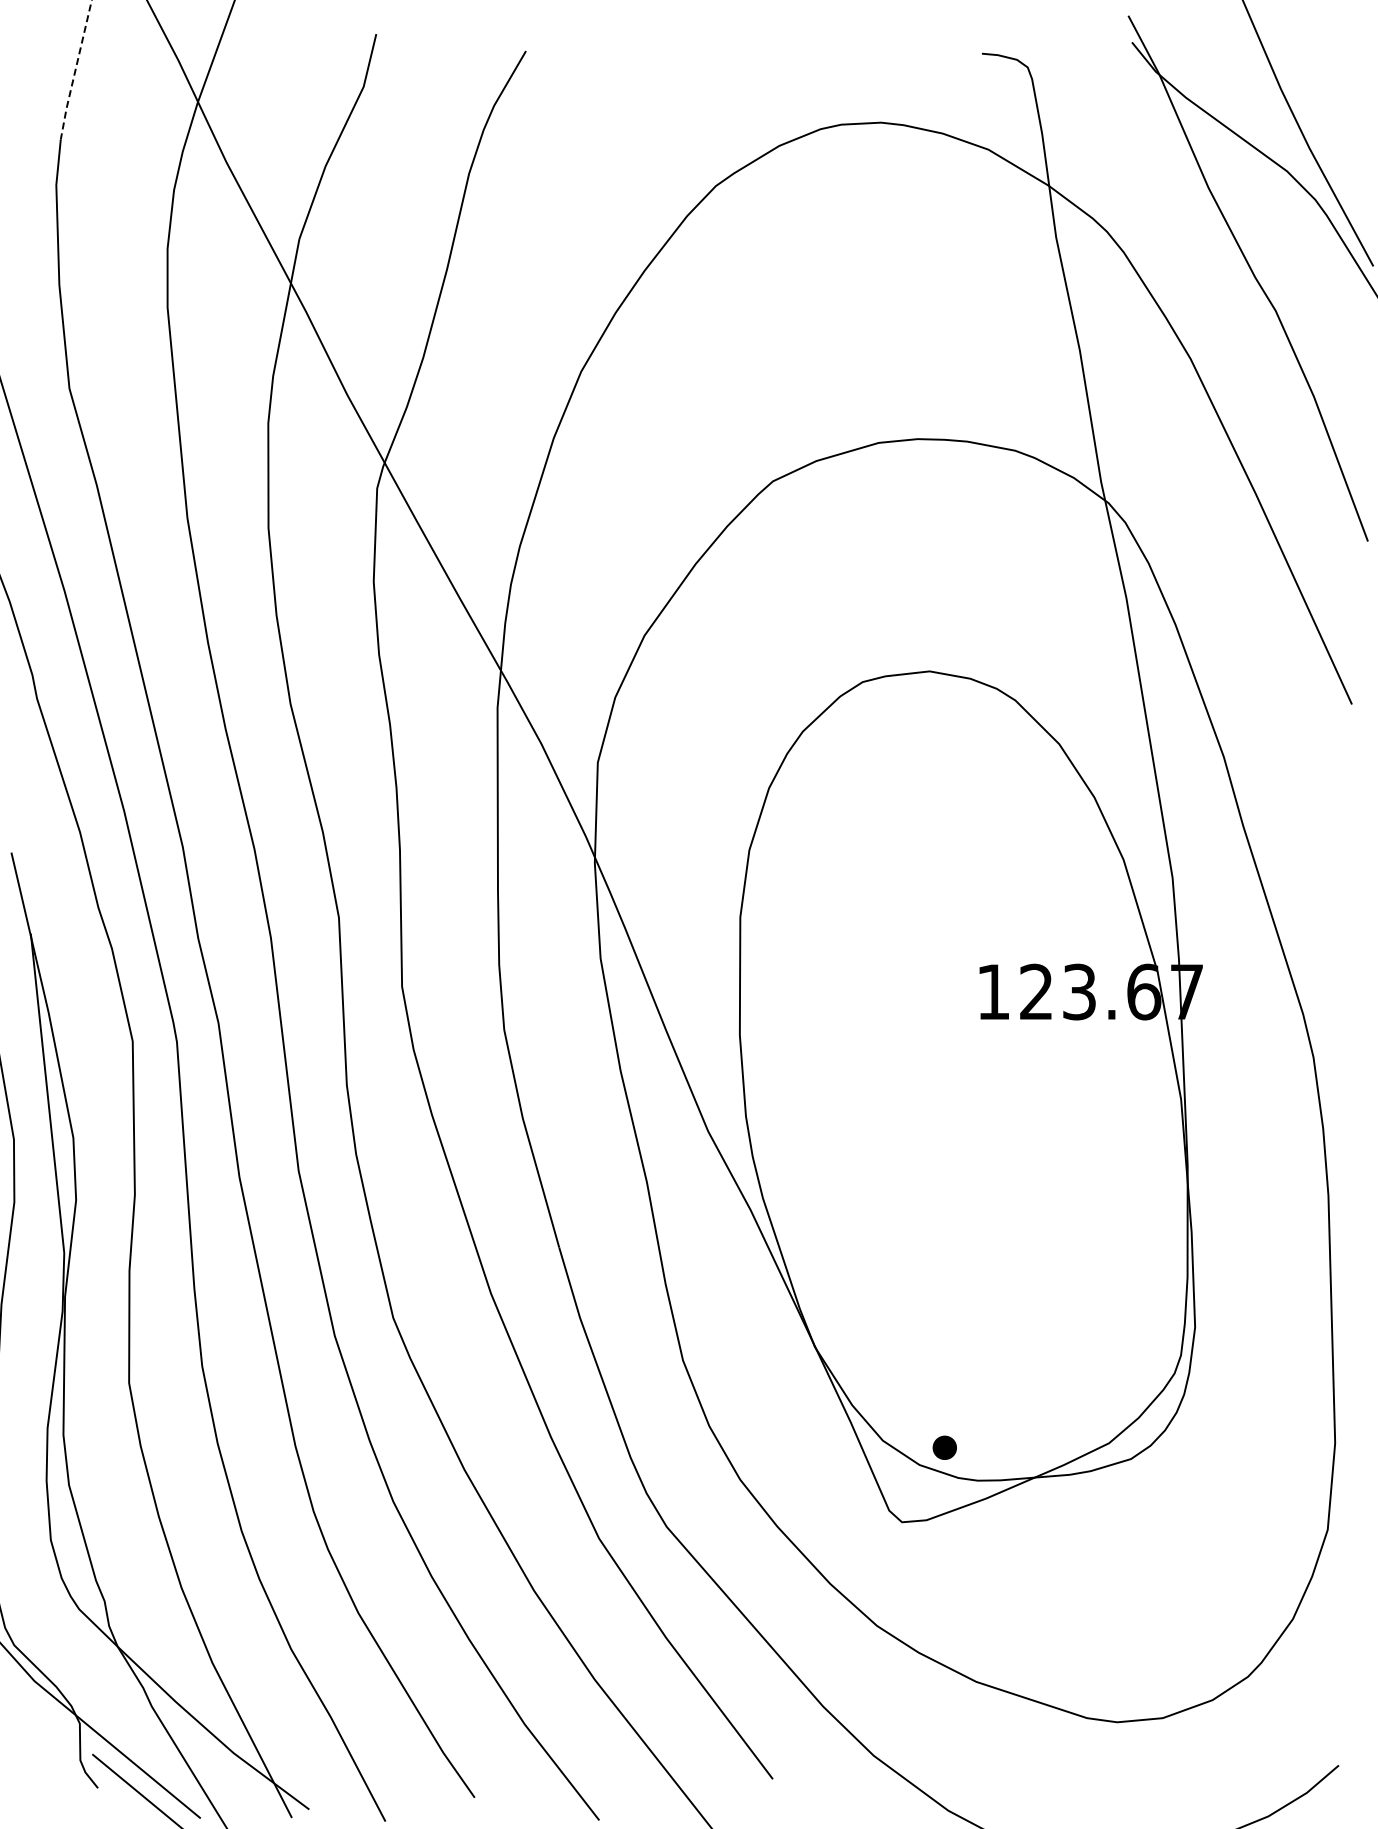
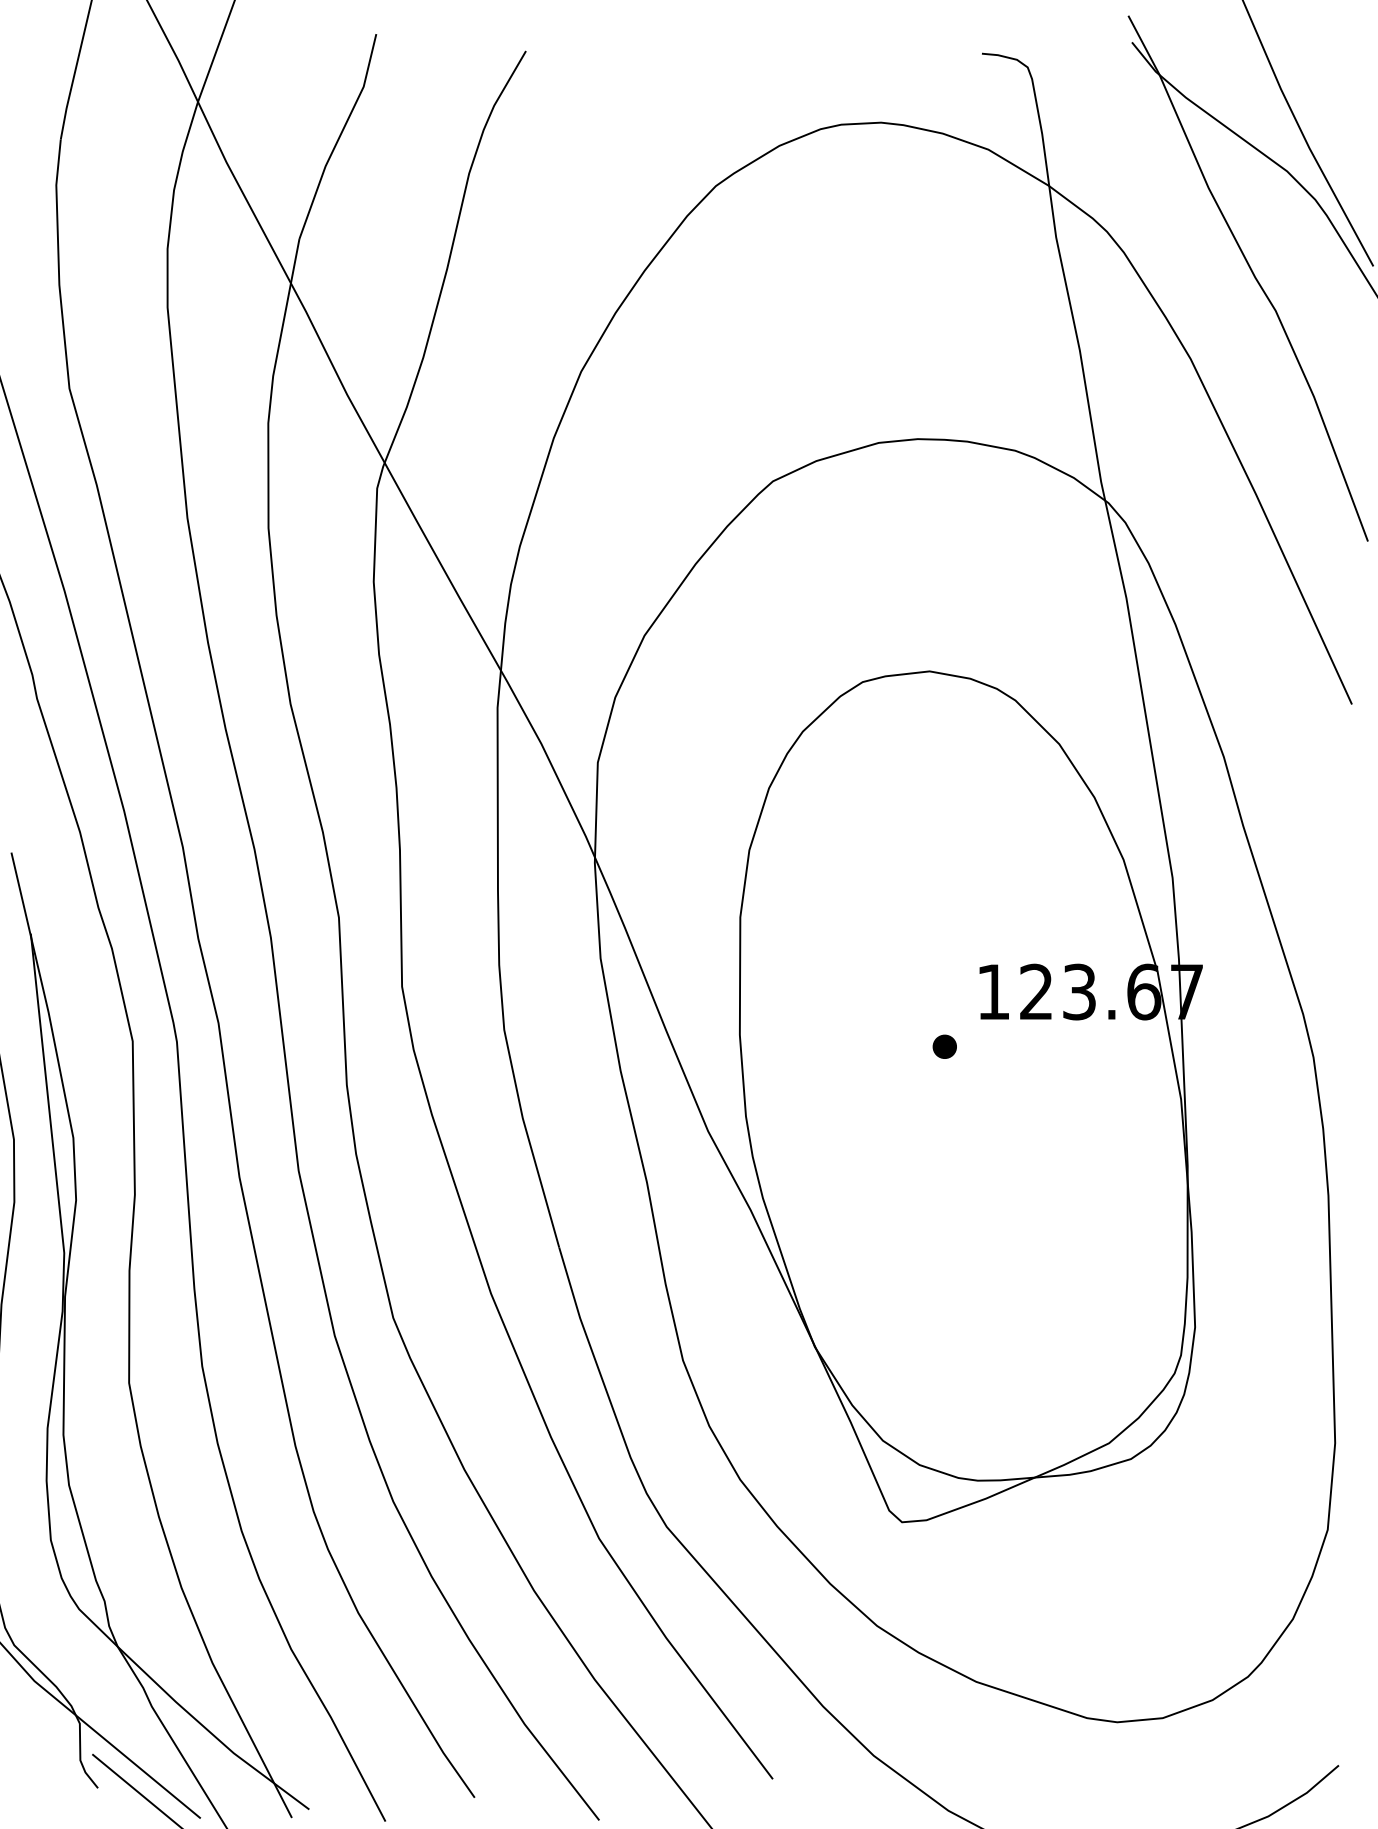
line: dashed -> solid (75, 70)
part position: (944, 1447) -> (944, 1046) (944, 1046)
